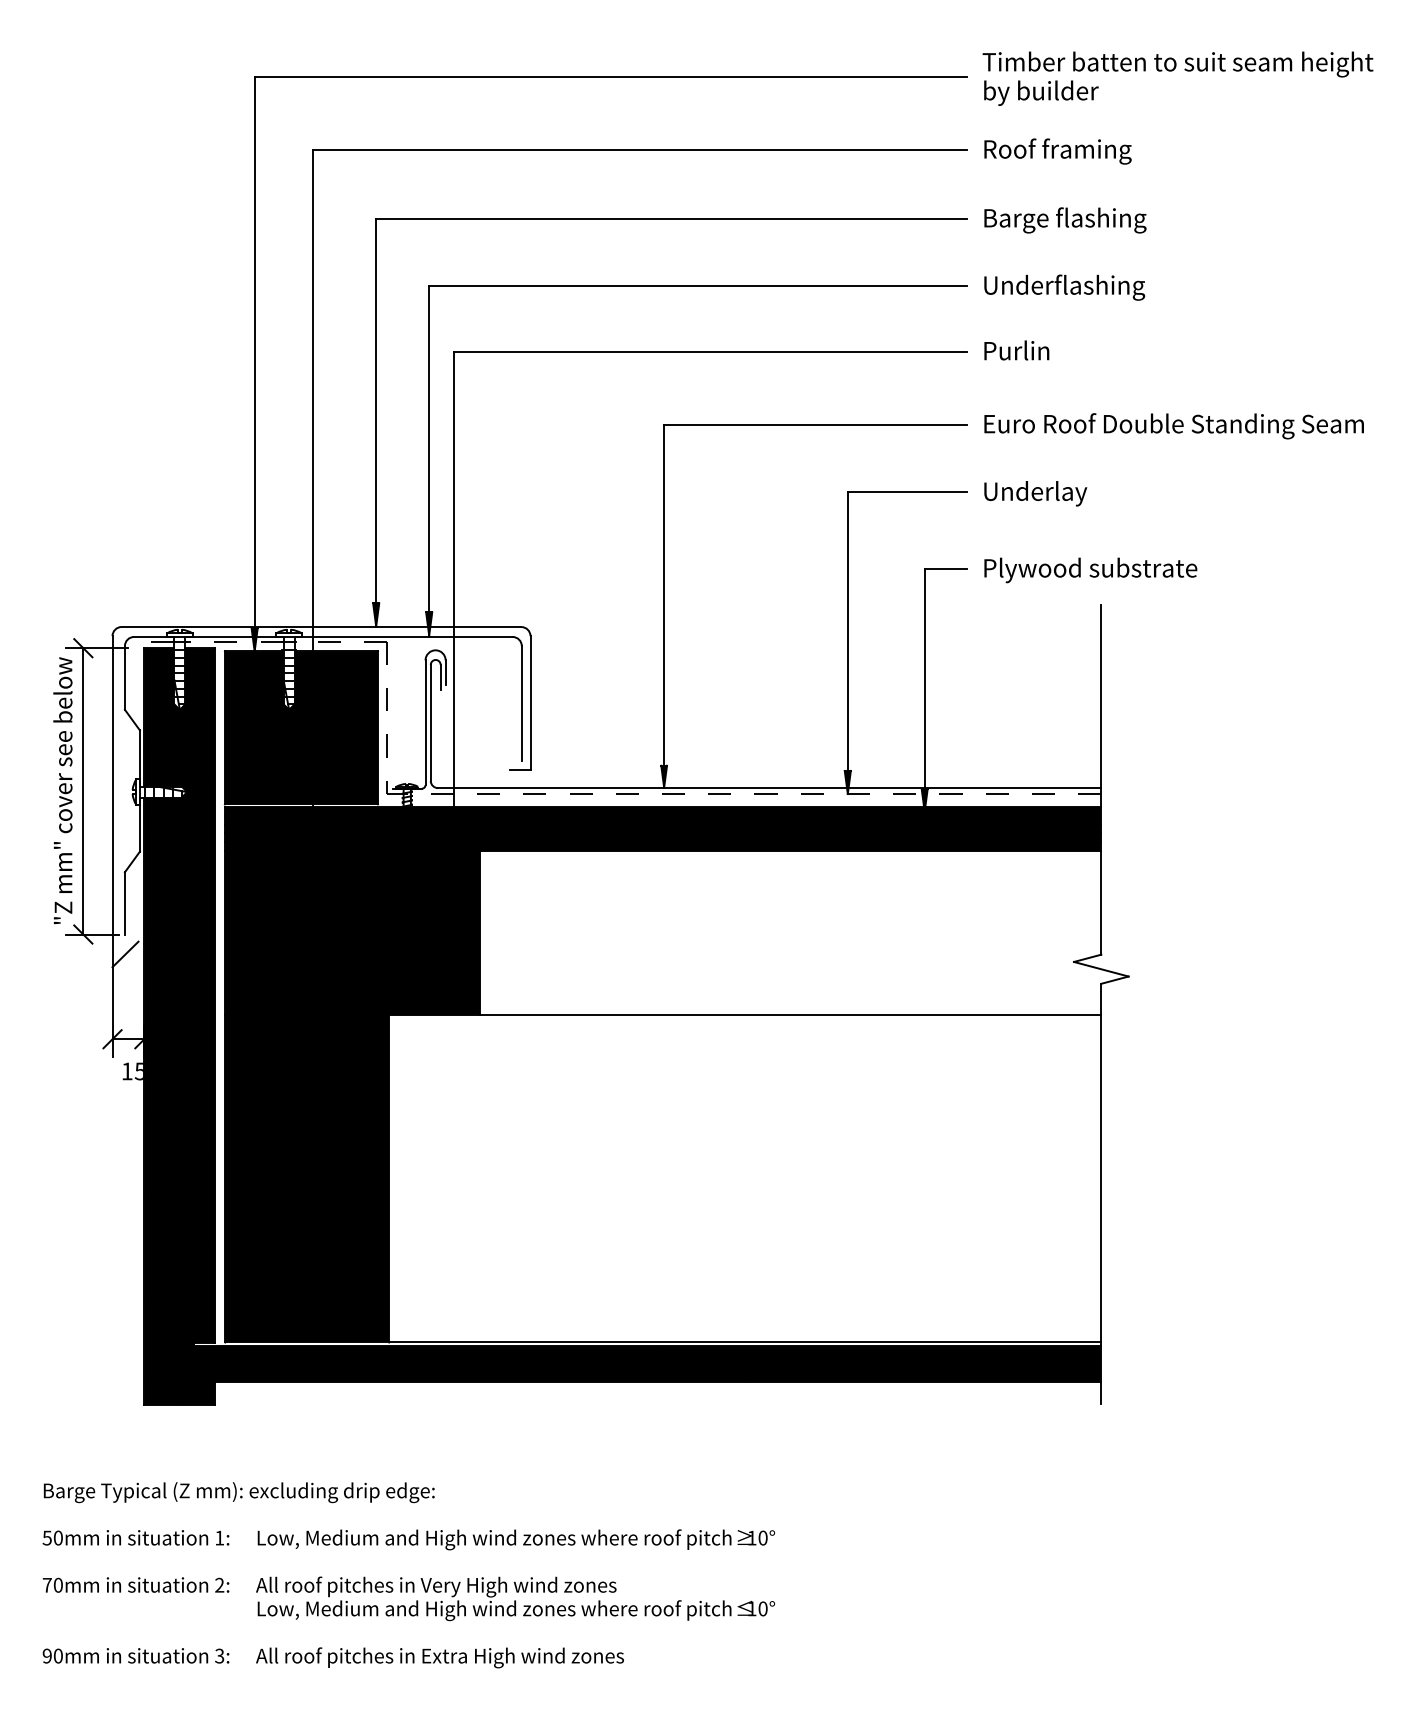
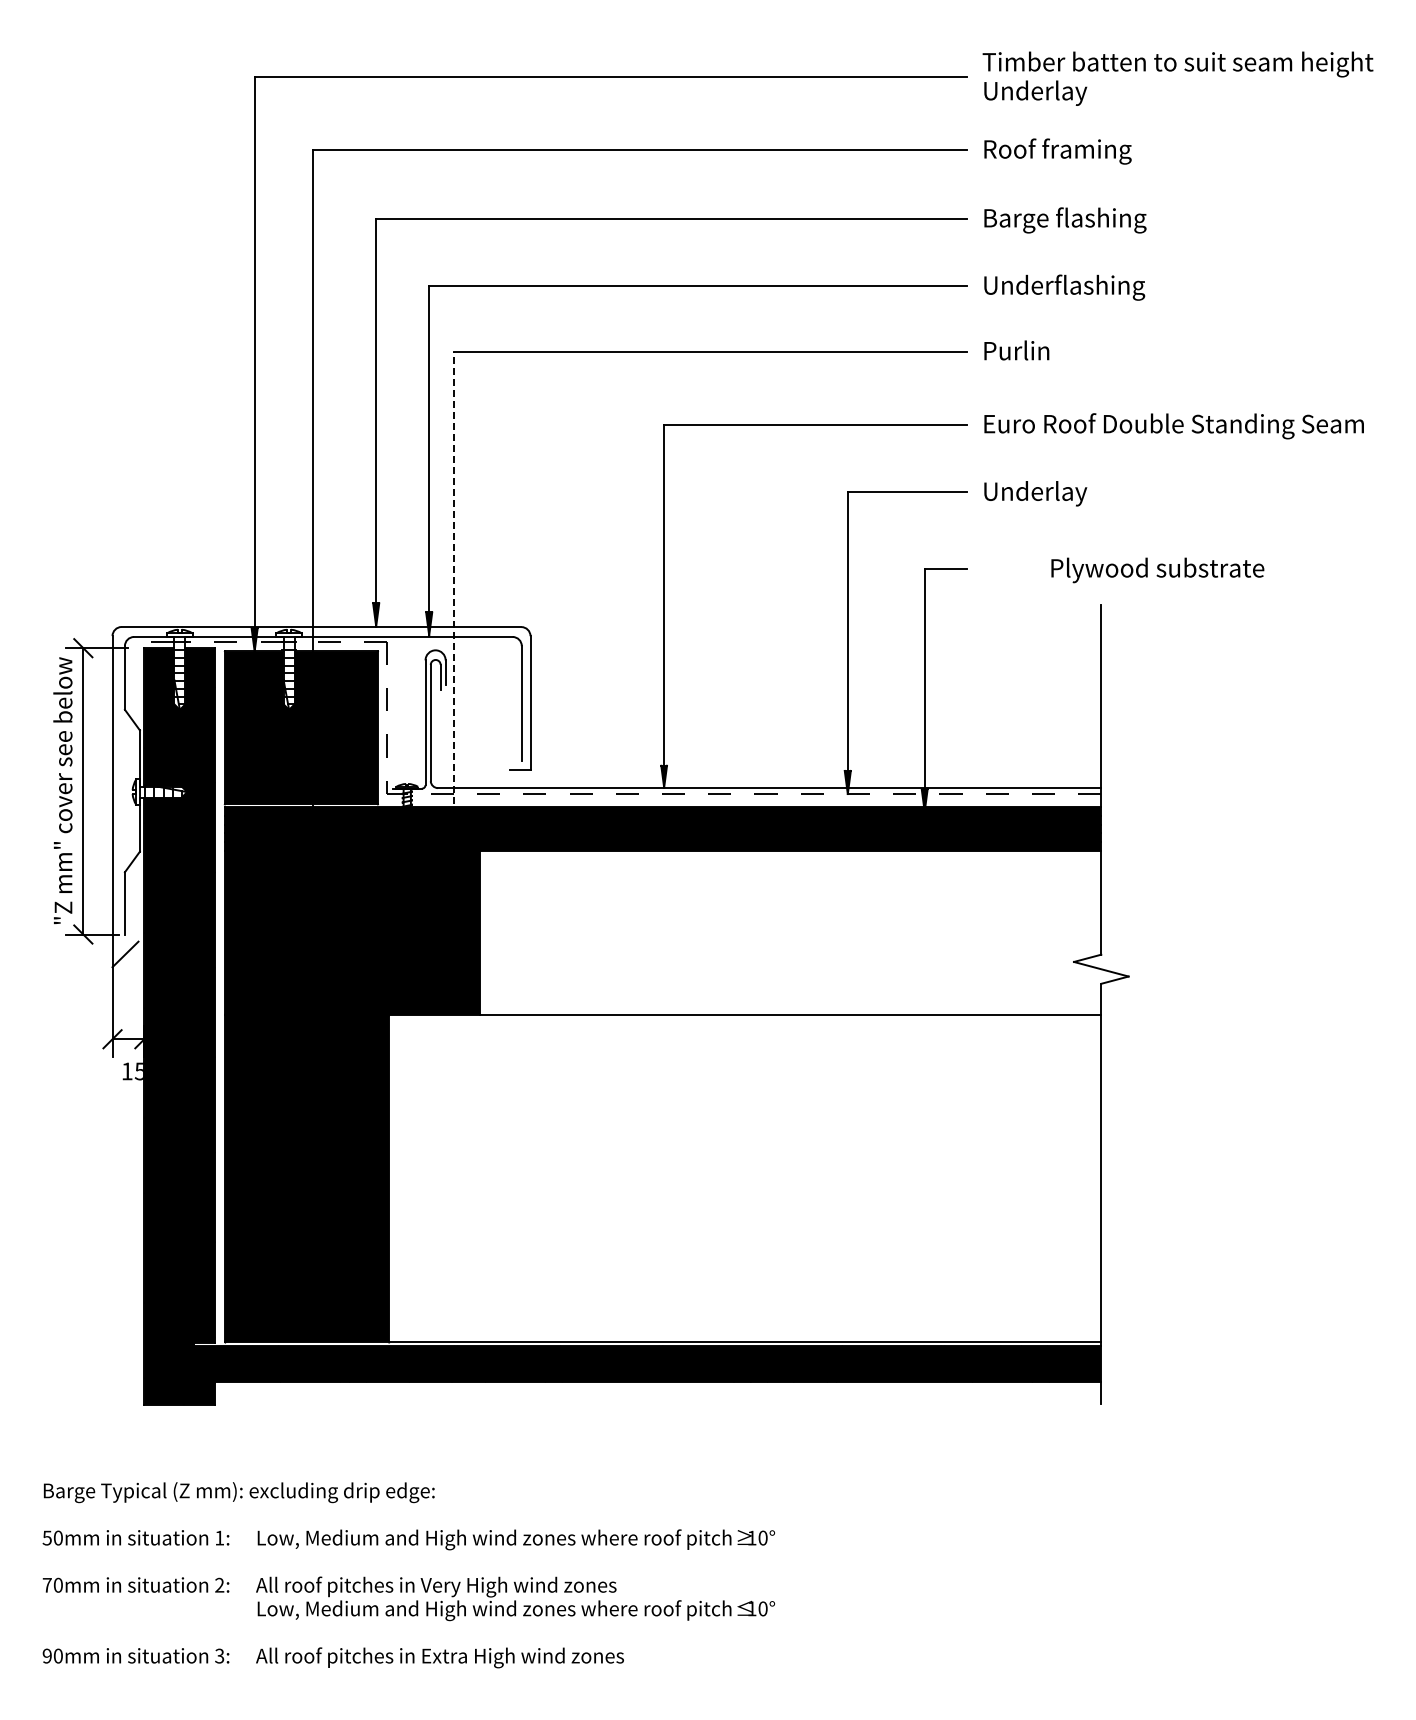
text: by builder -> Underlay (1041, 92)
text position: (1090, 570) -> (1157, 570) (1157, 570)
line: solid -> dashed (453, 599)
